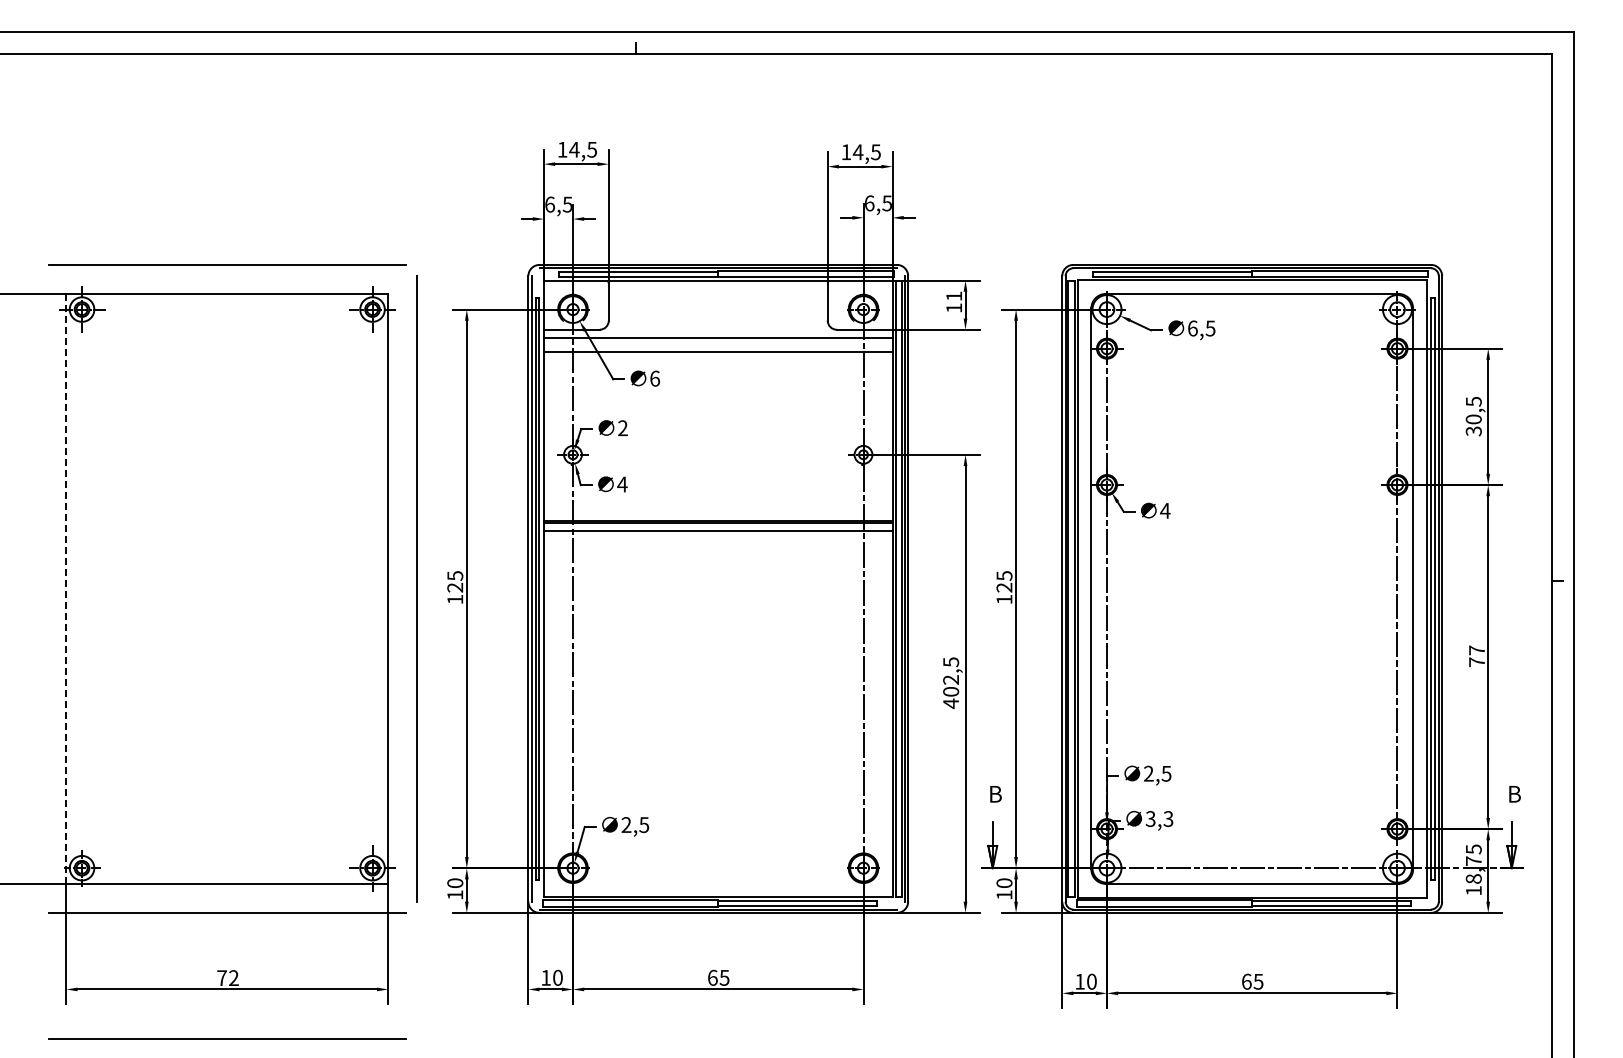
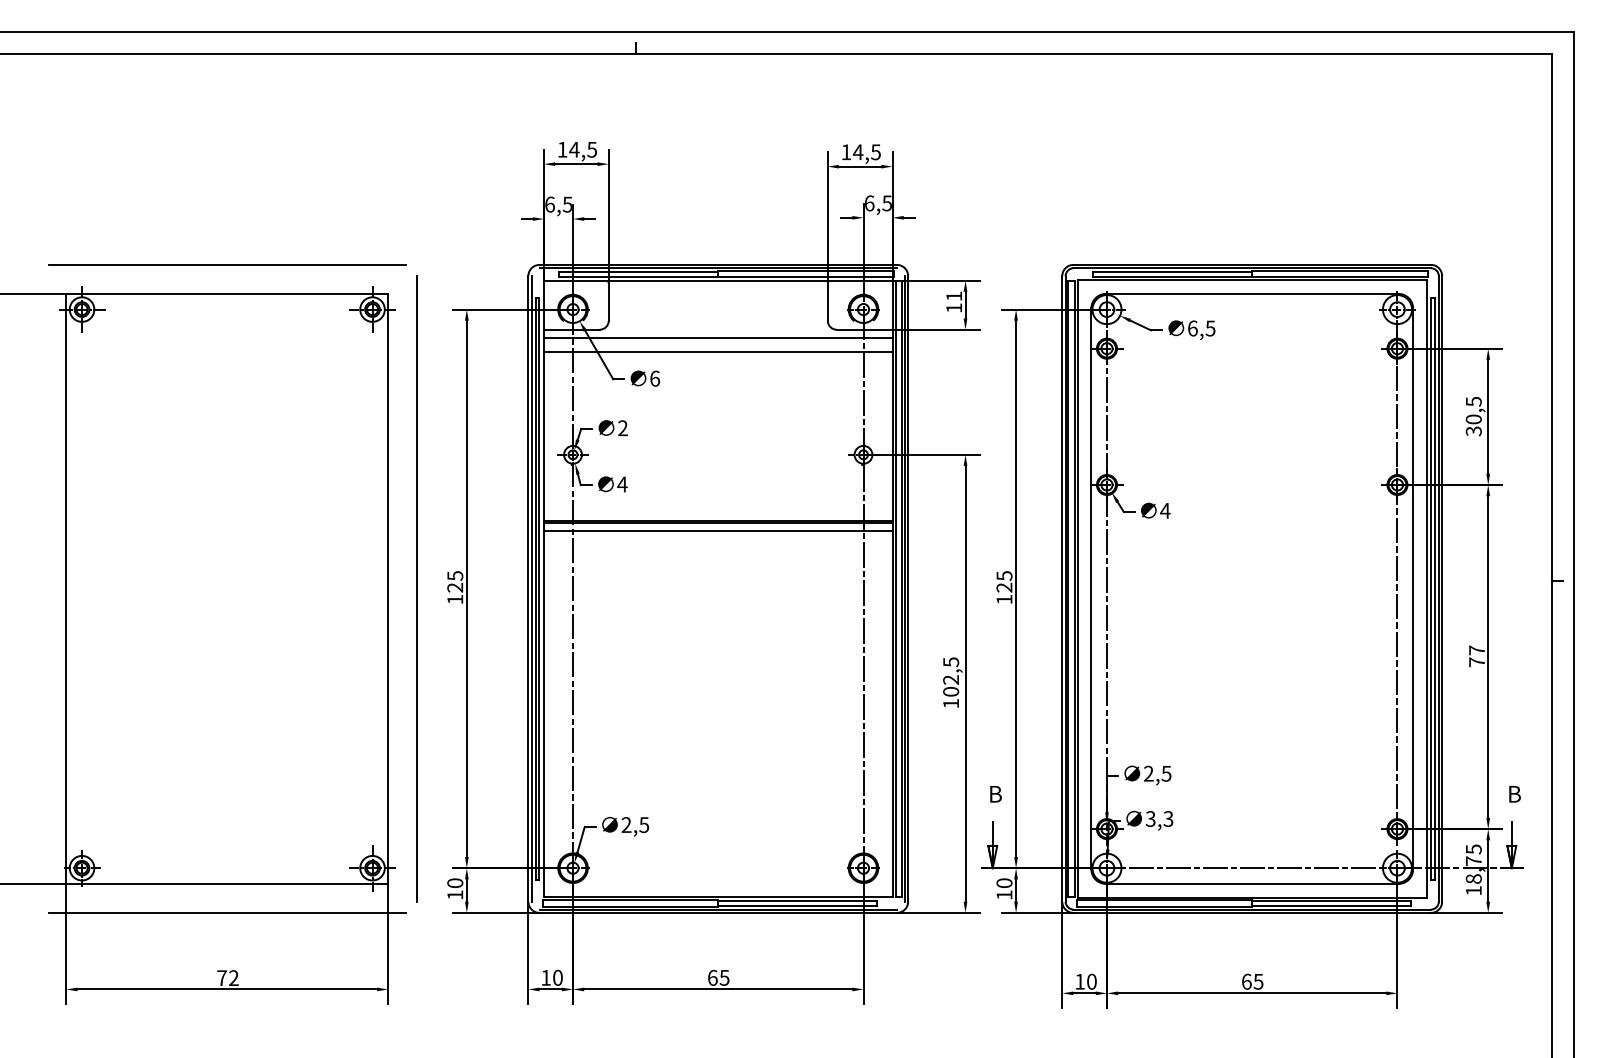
line: dashed -> solid (66, 588)
text: 402,5 -> 102,5 (950, 703)
line: present -> none (227, 1038)
